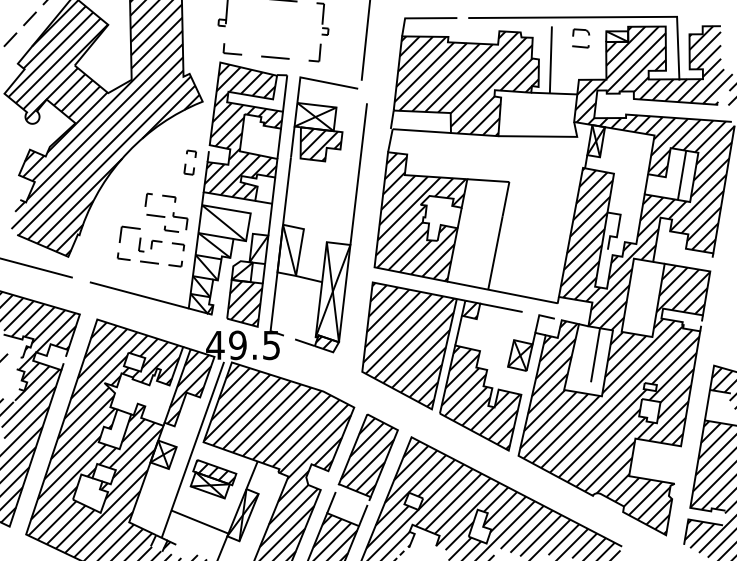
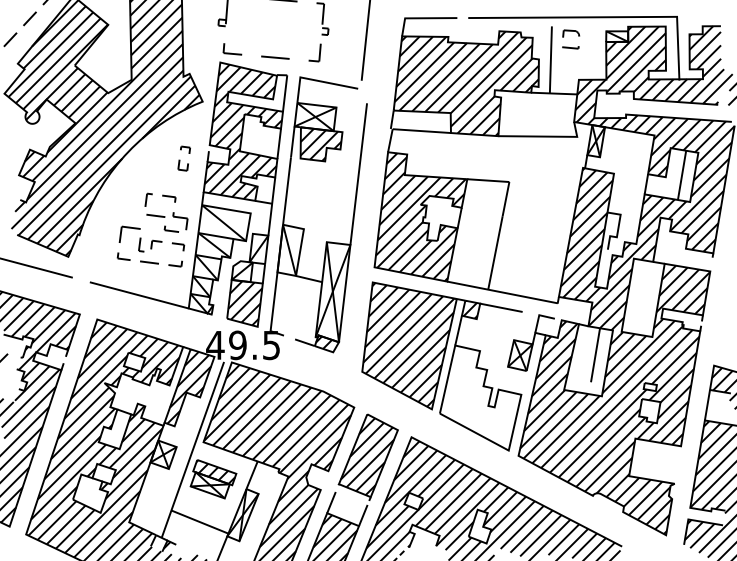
part position: (574, 35) -> (564, 36) (564, 36)
part position: (189, 162) -> (183, 158) (183, 158)
hatch: present -> none (480, 397)
